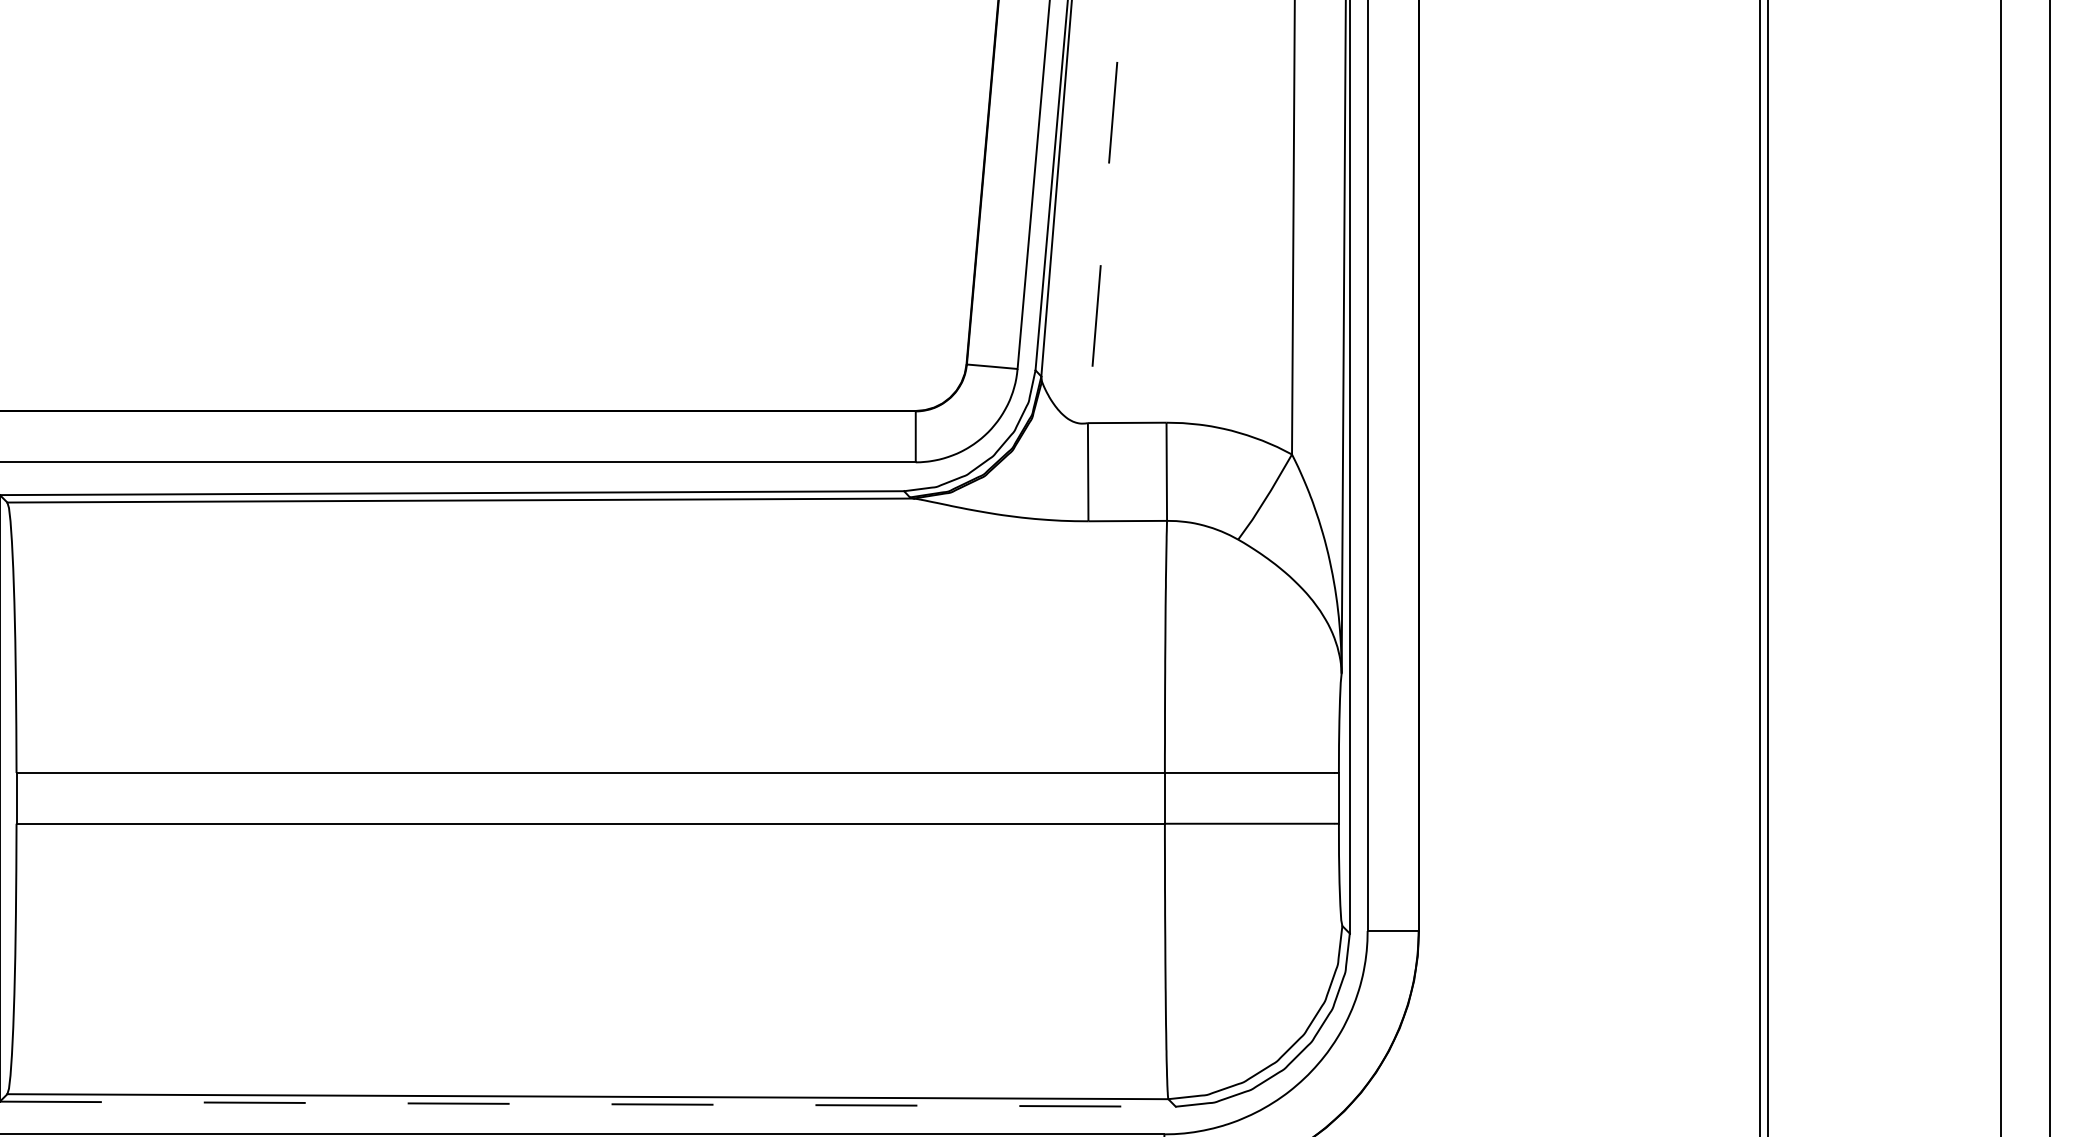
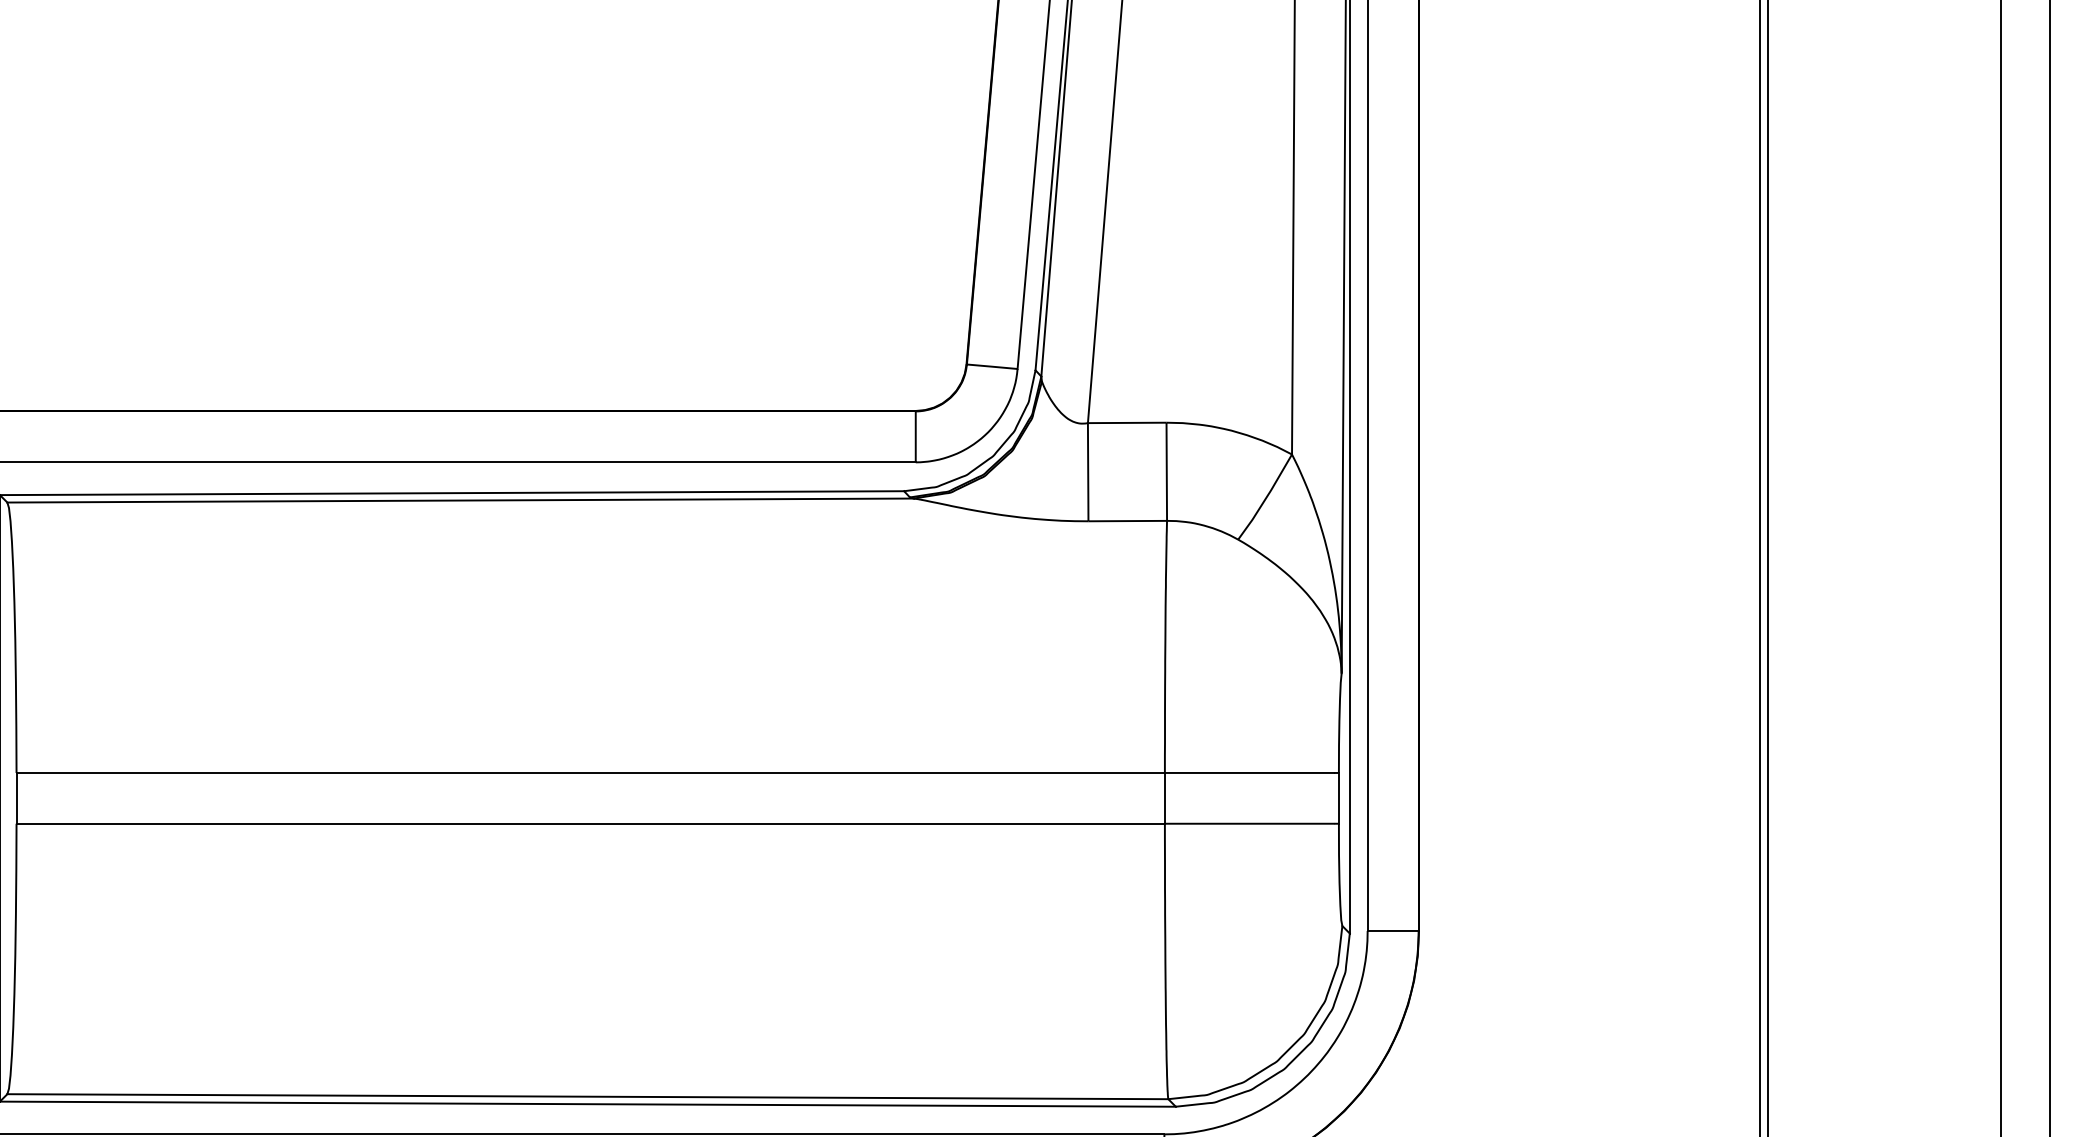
line: dashed -> solid (1105, 212)
line: dashed -> solid (588, 1104)
